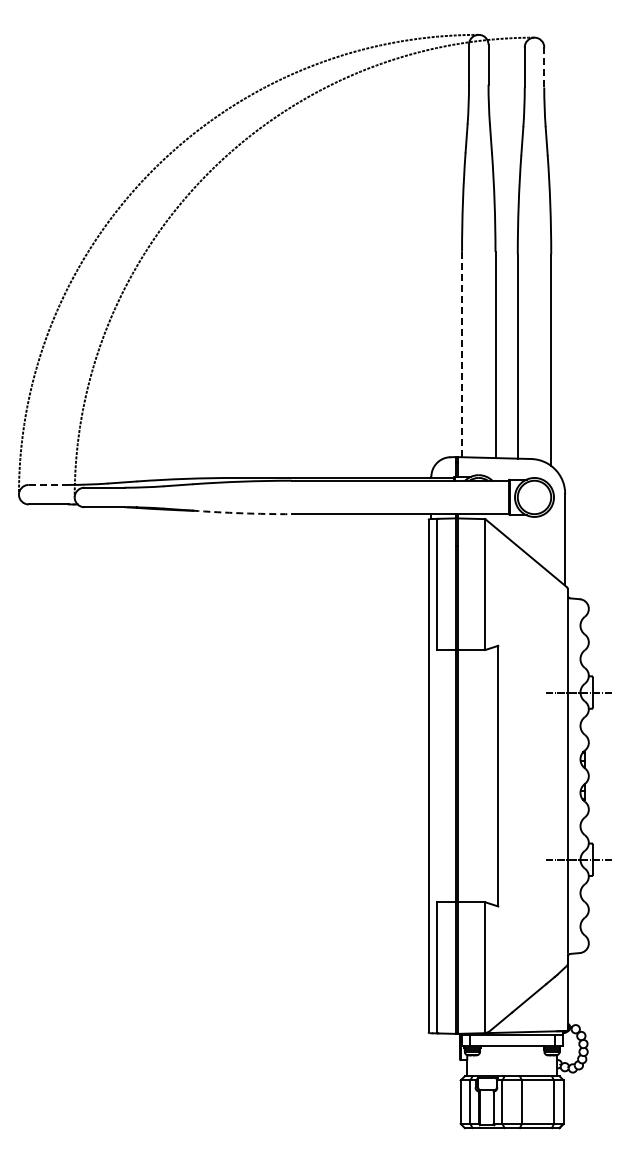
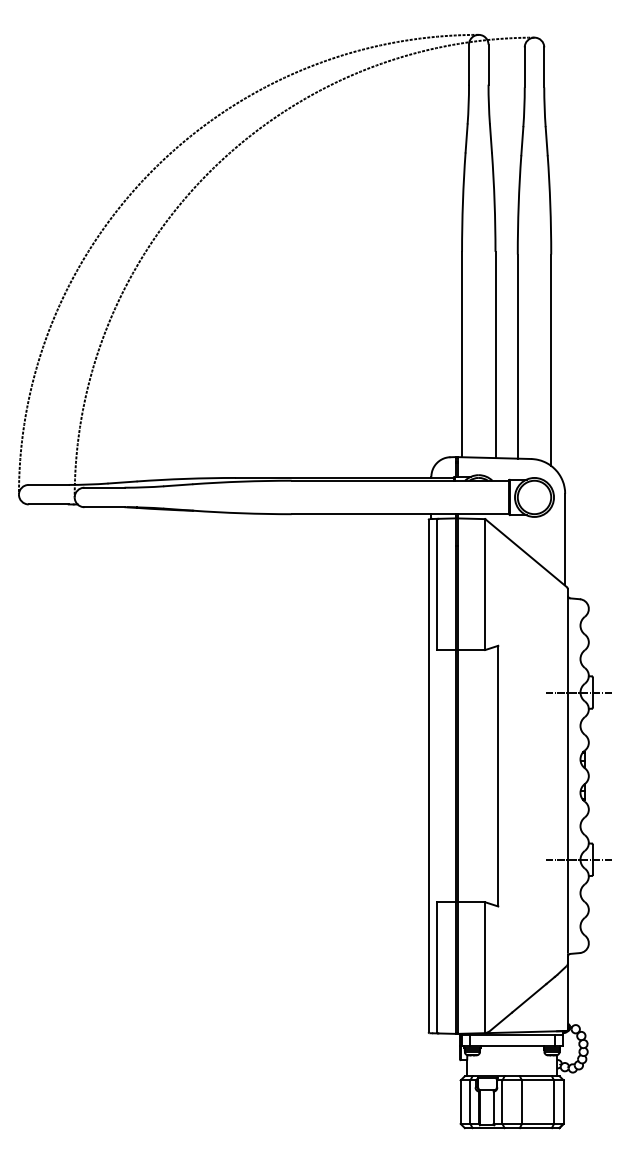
line: dashed -> solid (544, 66)
line: dashed -> solid (462, 354)
line: dashed -> solid (48, 484)
arc: dashed -> solid (241, 513)
